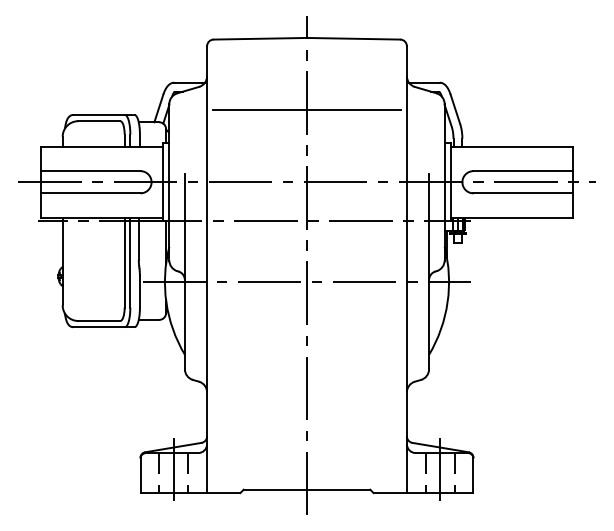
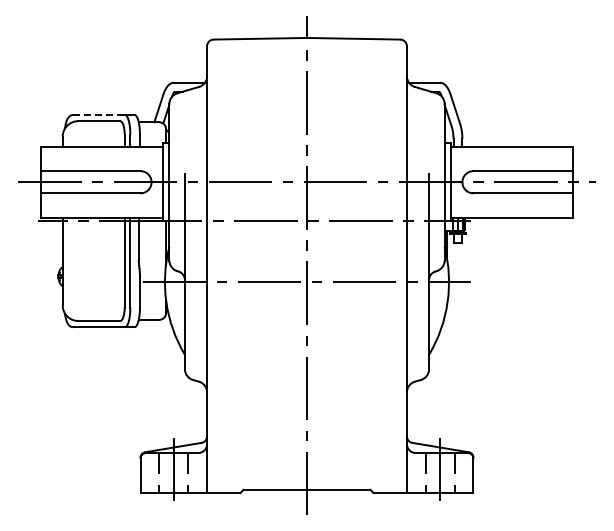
line: present -> none (306, 110)
line: solid -> dashed (99, 114)
